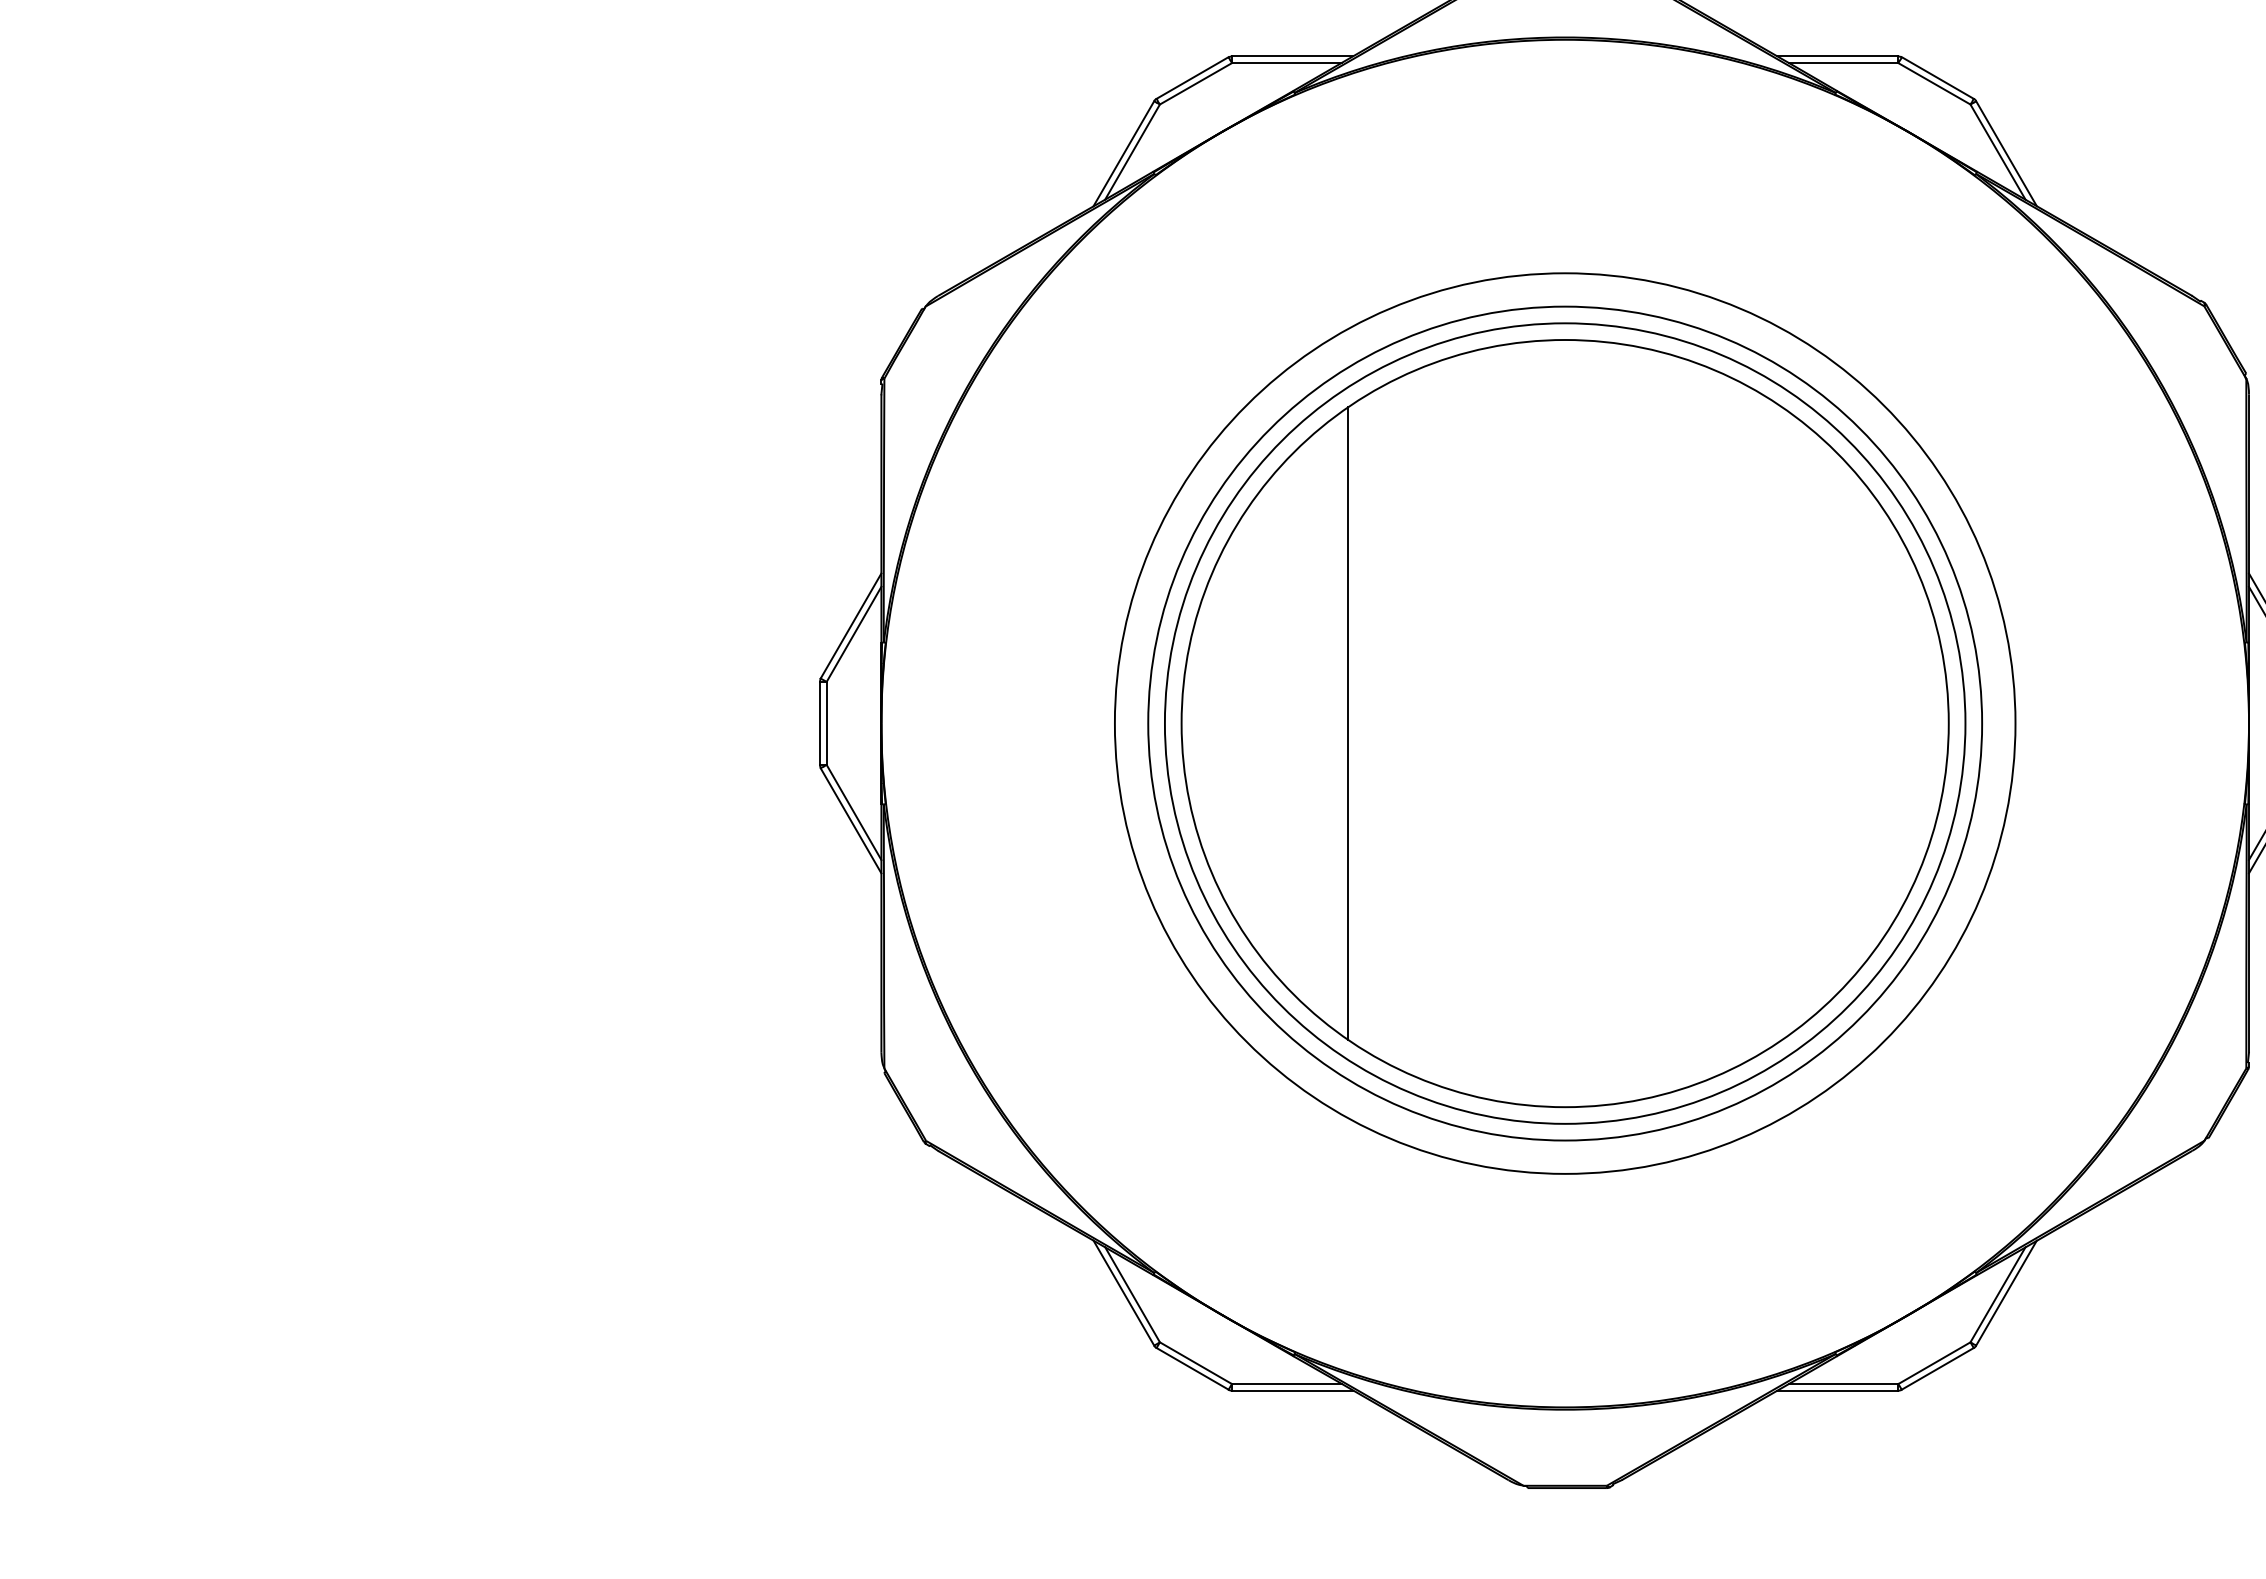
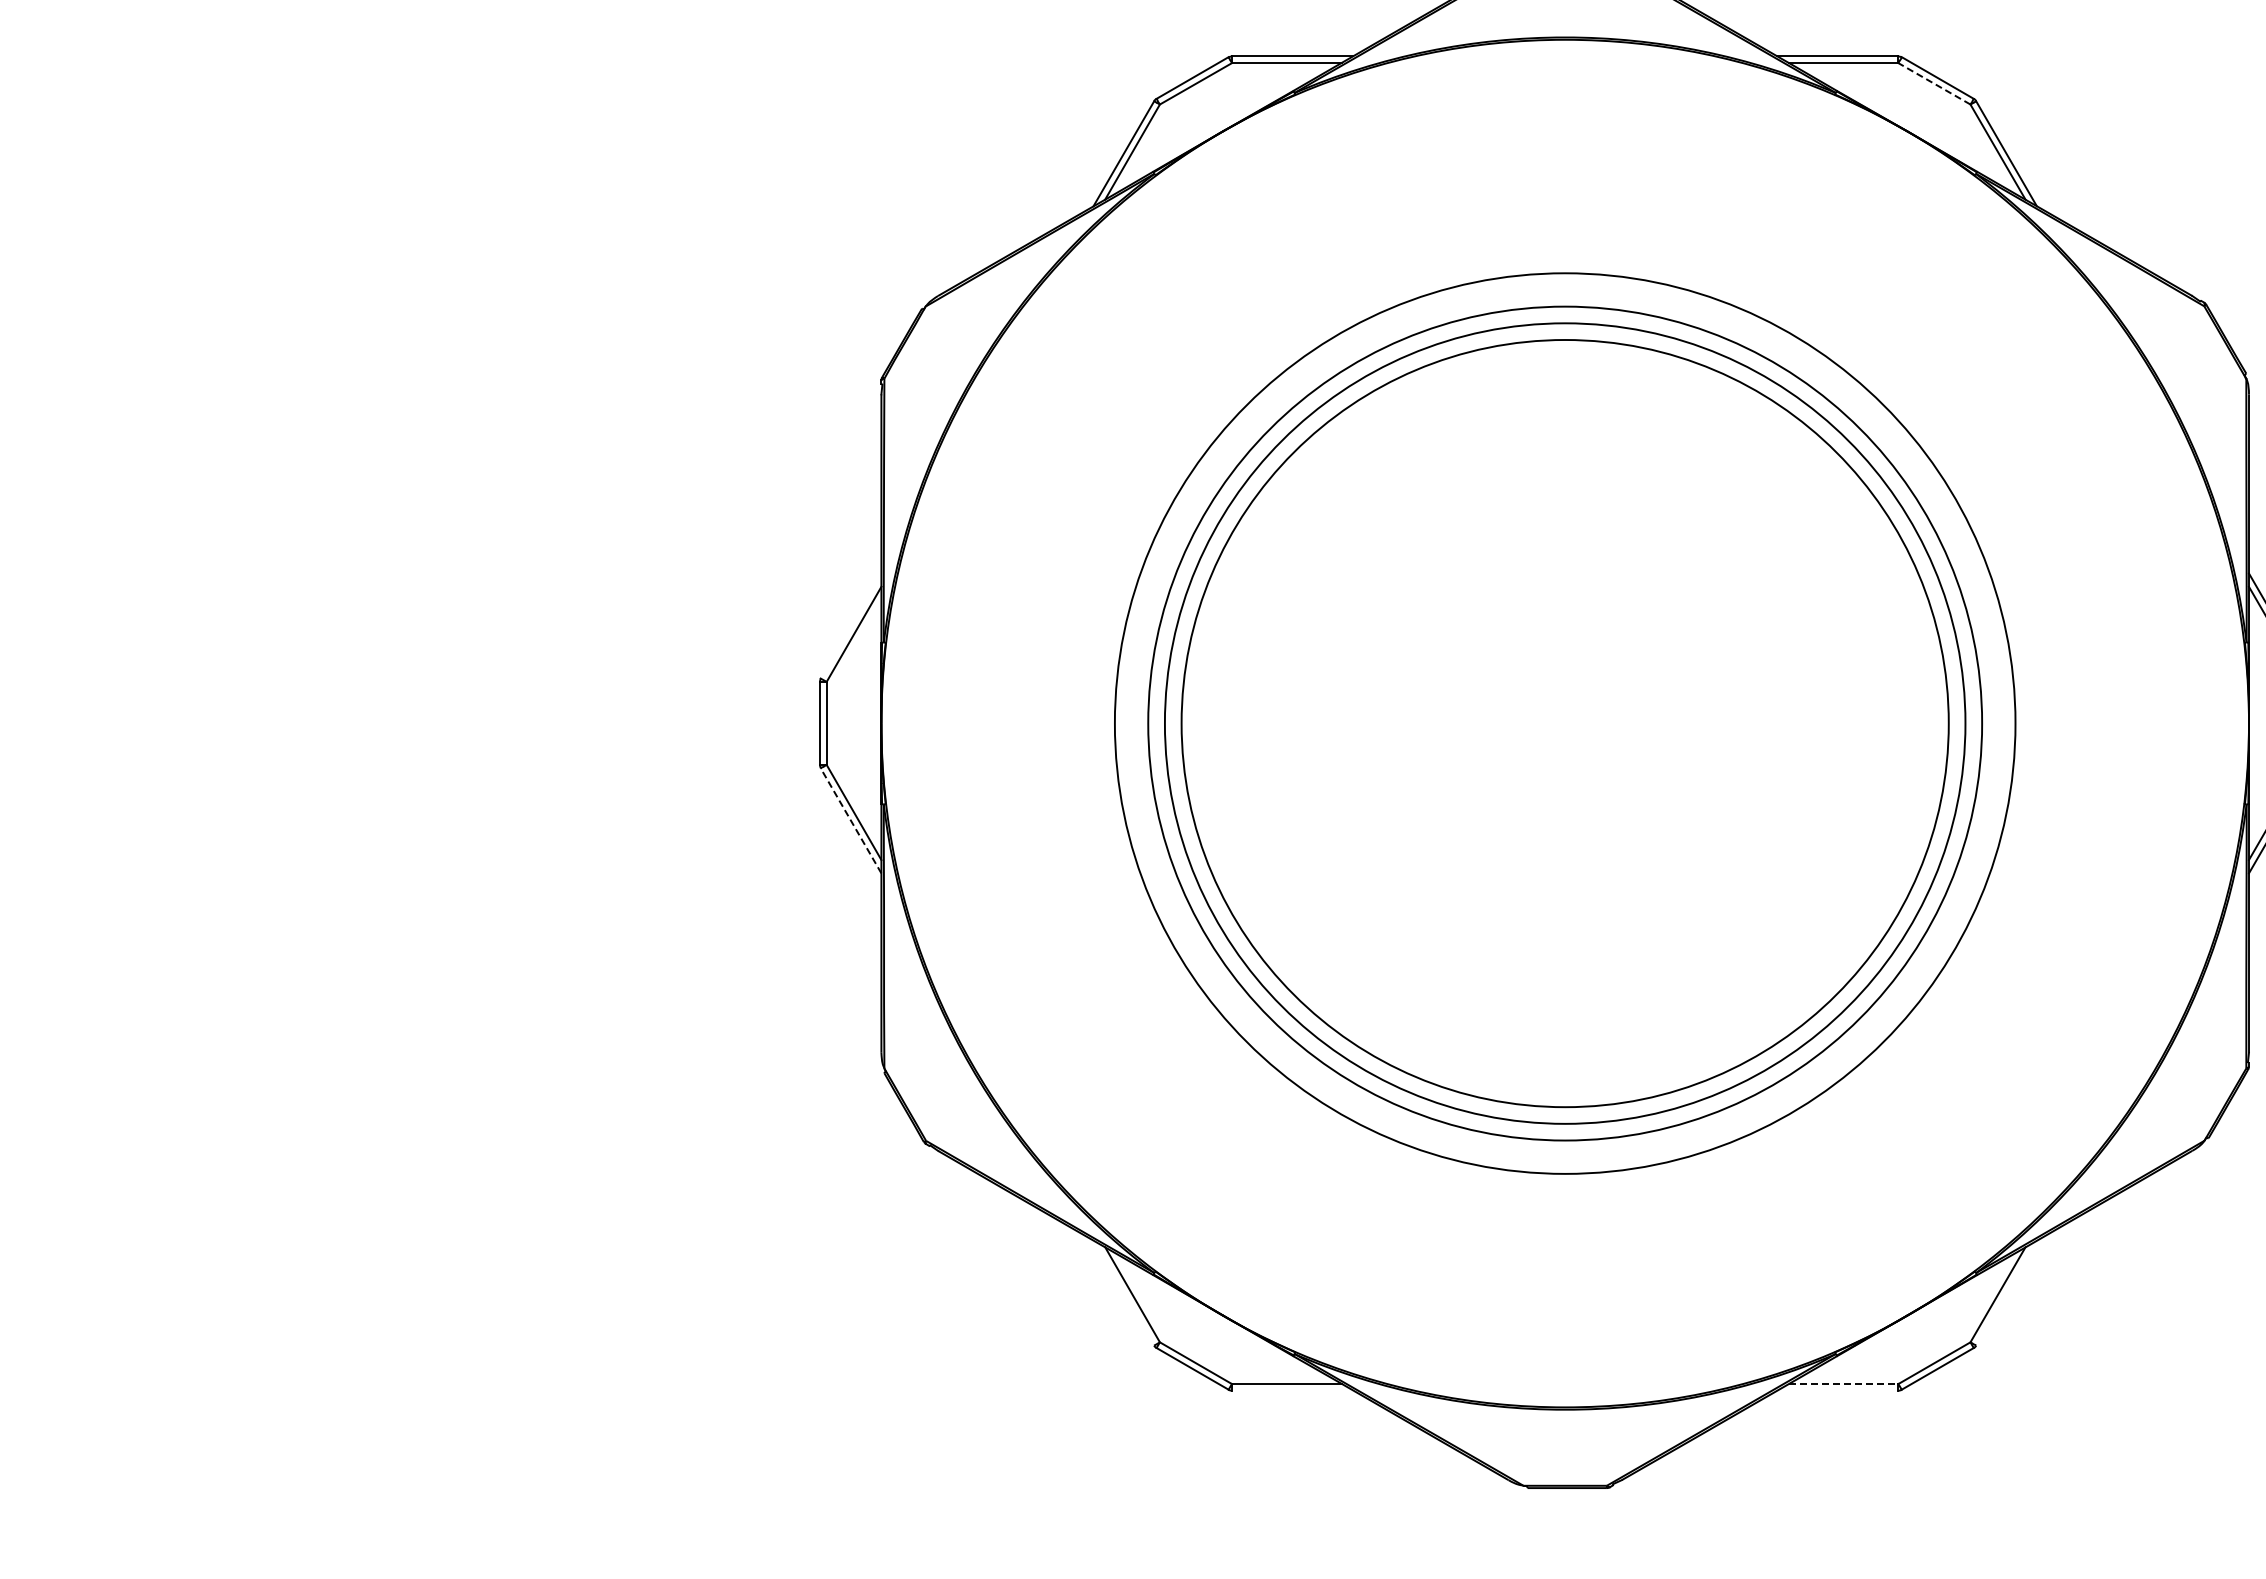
line: solid -> dashed (1934, 83)
line: present -> none (850, 625)
line: present -> none (1348, 723)
line: solid -> dashed (851, 820)
line: present -> none (1123, 1292)
line: present -> none (2006, 1292)
line: solid -> dashed (1843, 1384)
line: present -> none (1292, 1390)
line: present -> none (1837, 1390)
